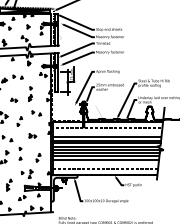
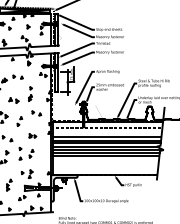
part size: 9x6 px -> 12x7 px (13, 100)
part position: (38, 157) -> (31, 153) (31, 153)
line: present -> none (105, 159)
line: present -> none (105, 168)
